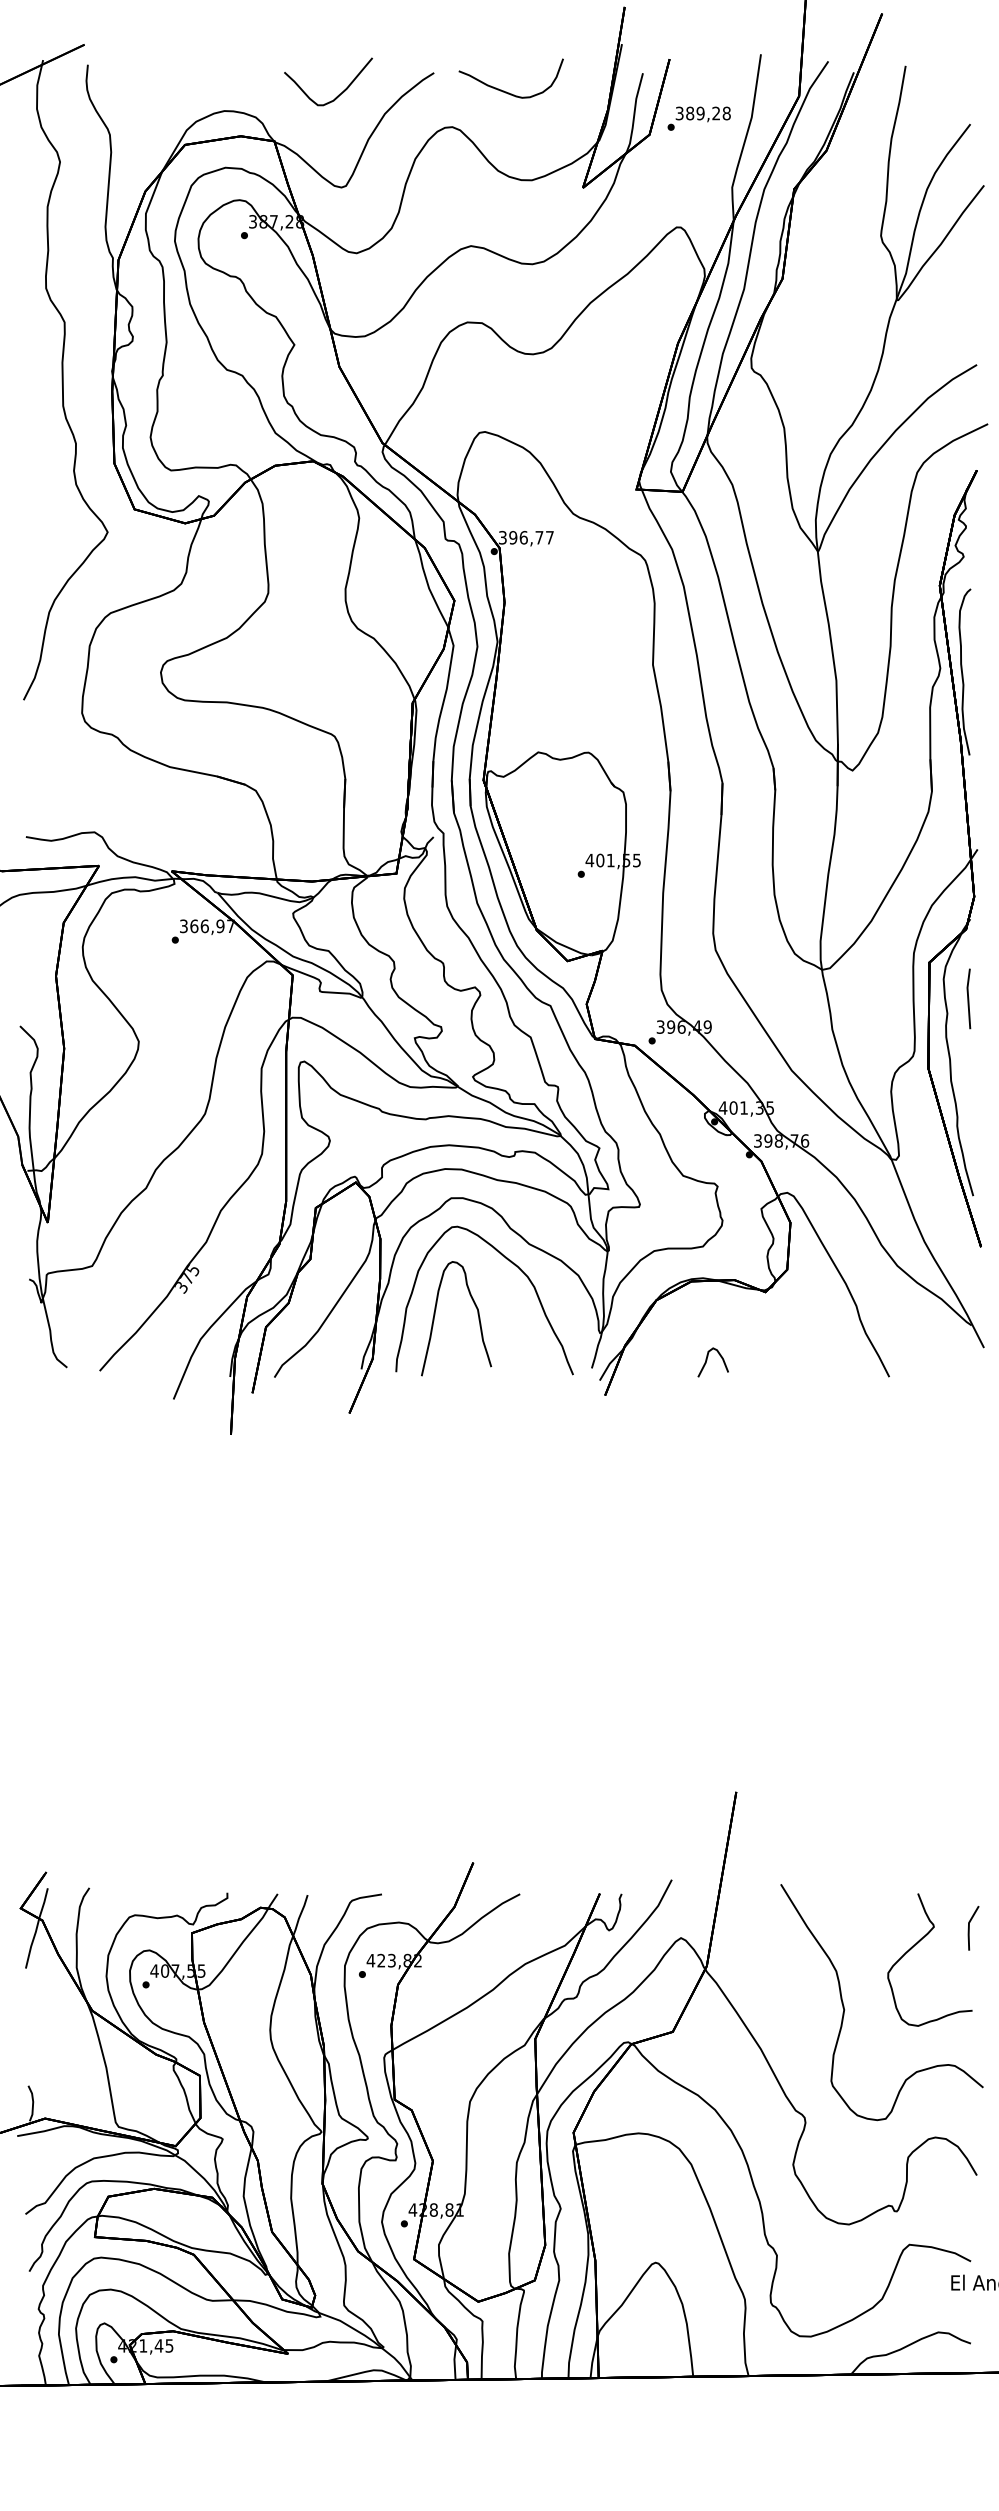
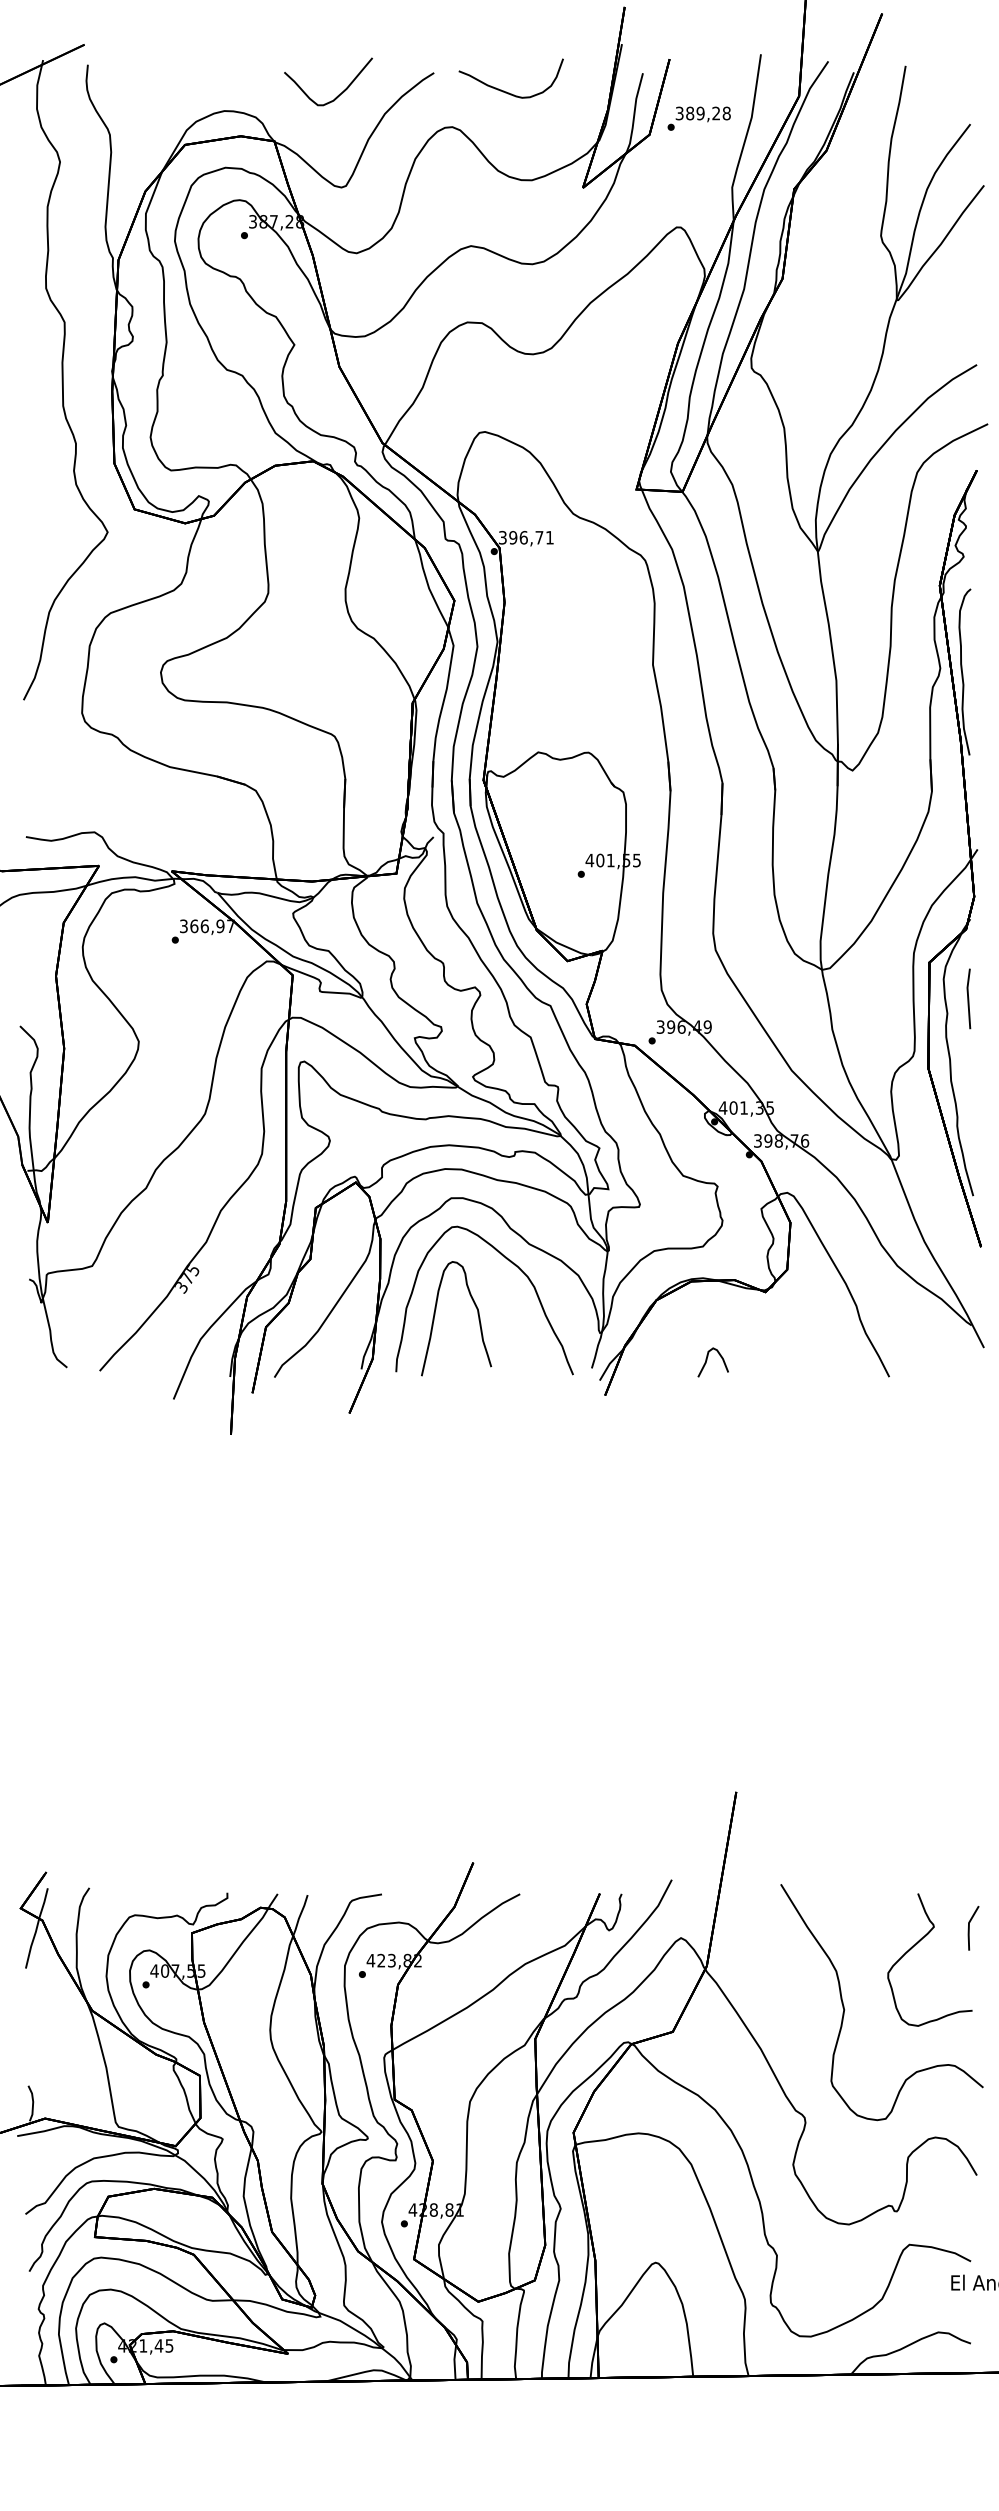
text: 396,77 -> 396,71 (549, 537)
